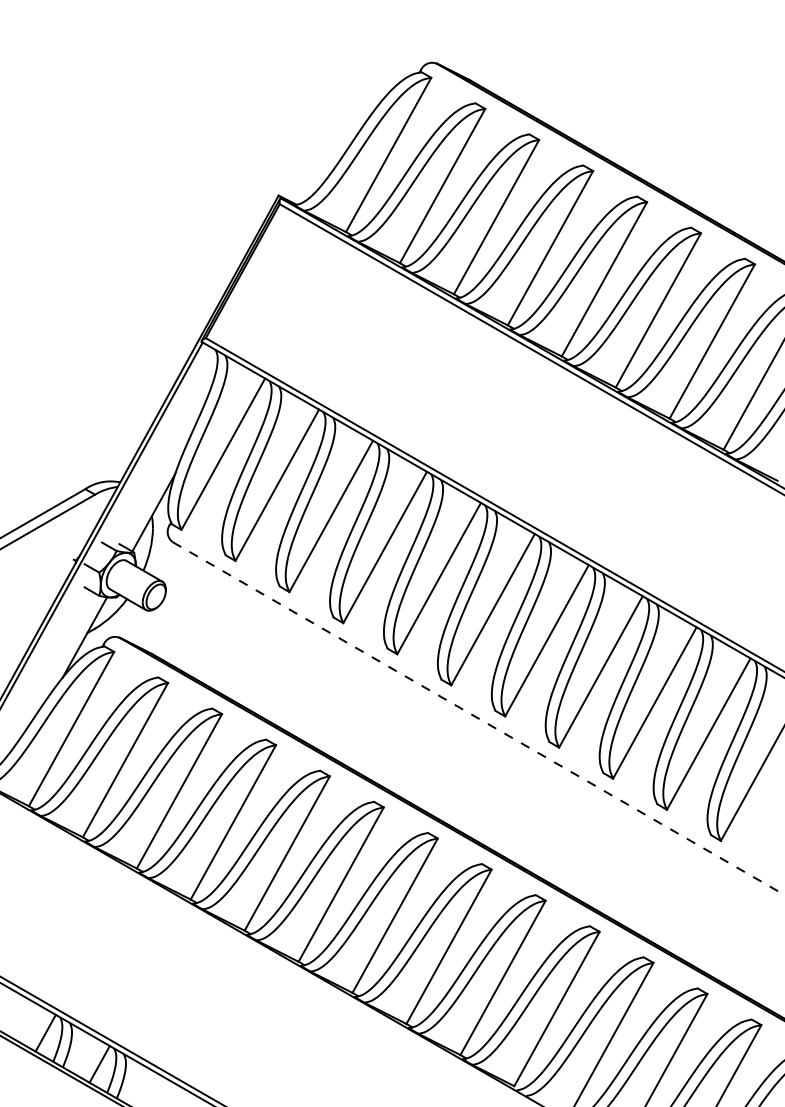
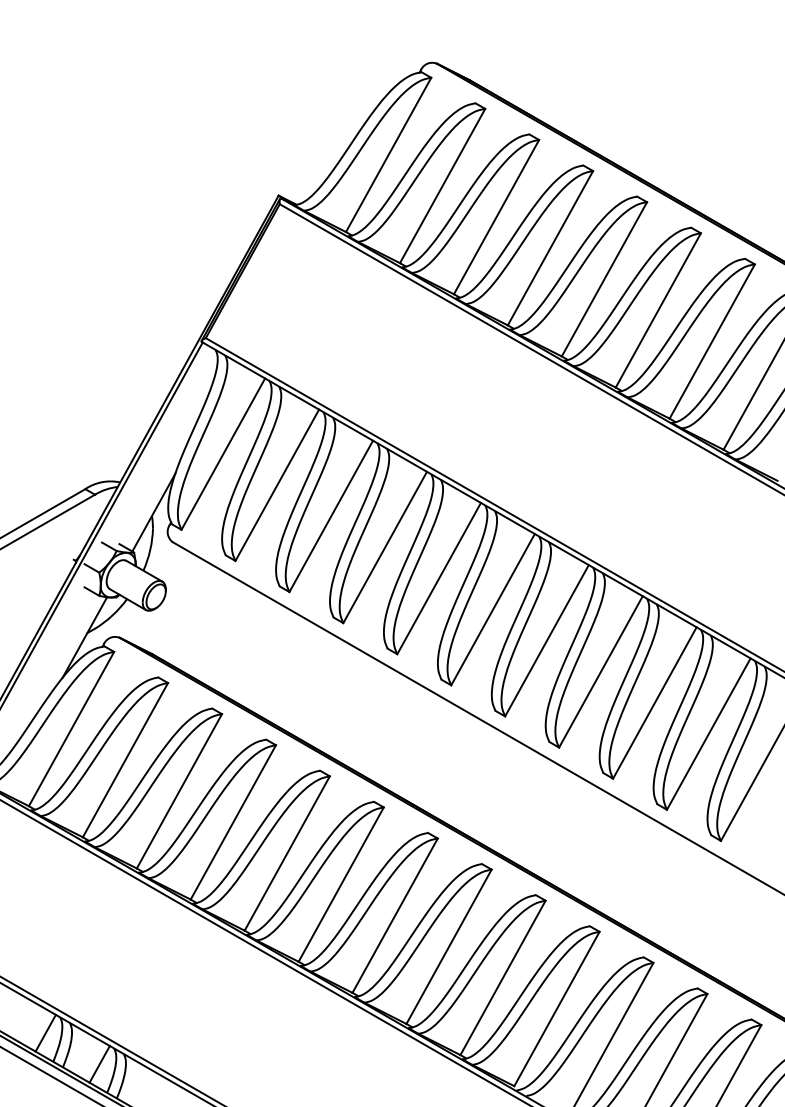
line: dashed -> solid (479, 719)
line: none -> present (264, 952)
line: none -> present (50, 1075)
